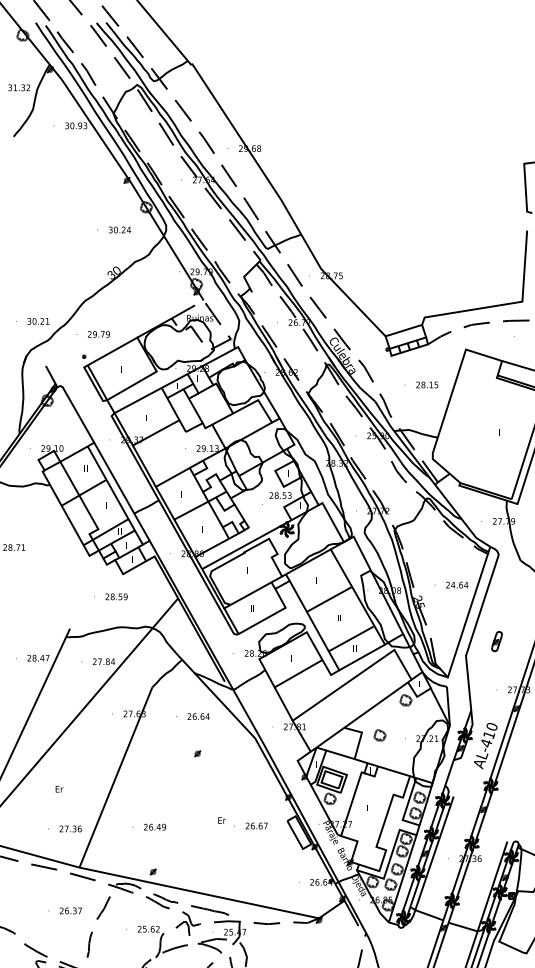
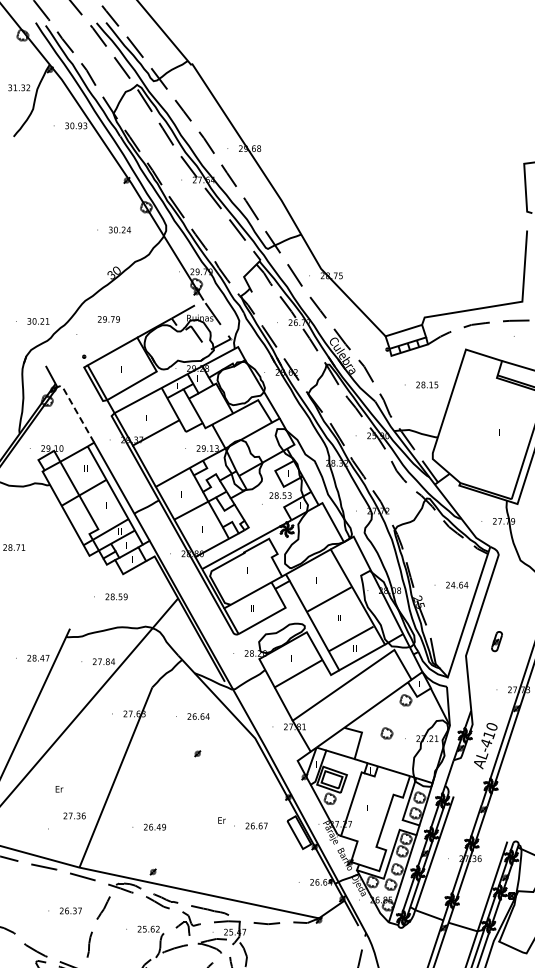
text position: (98, 334) -> (108, 319) (108, 319)
line: solid -> dashed (75, 410)
part position: (379, 735) -> (386, 733) (386, 733)
text position: (70, 828) -> (74, 815) (74, 815)
